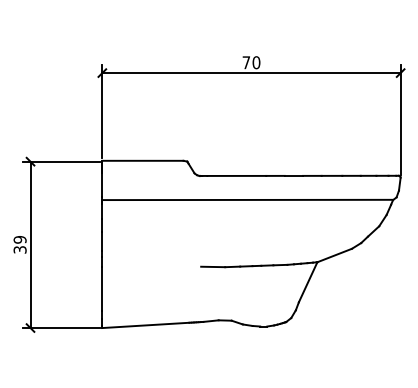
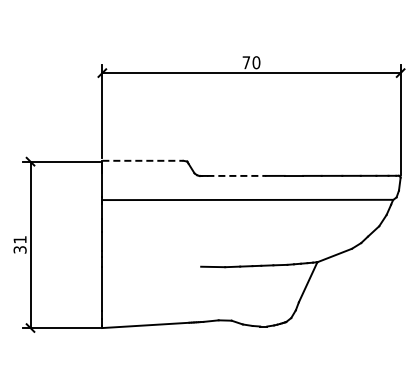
line: solid -> dashed (142, 160)
line: solid -> dashed (237, 175)
text: 39 -> 31 (19, 239)
